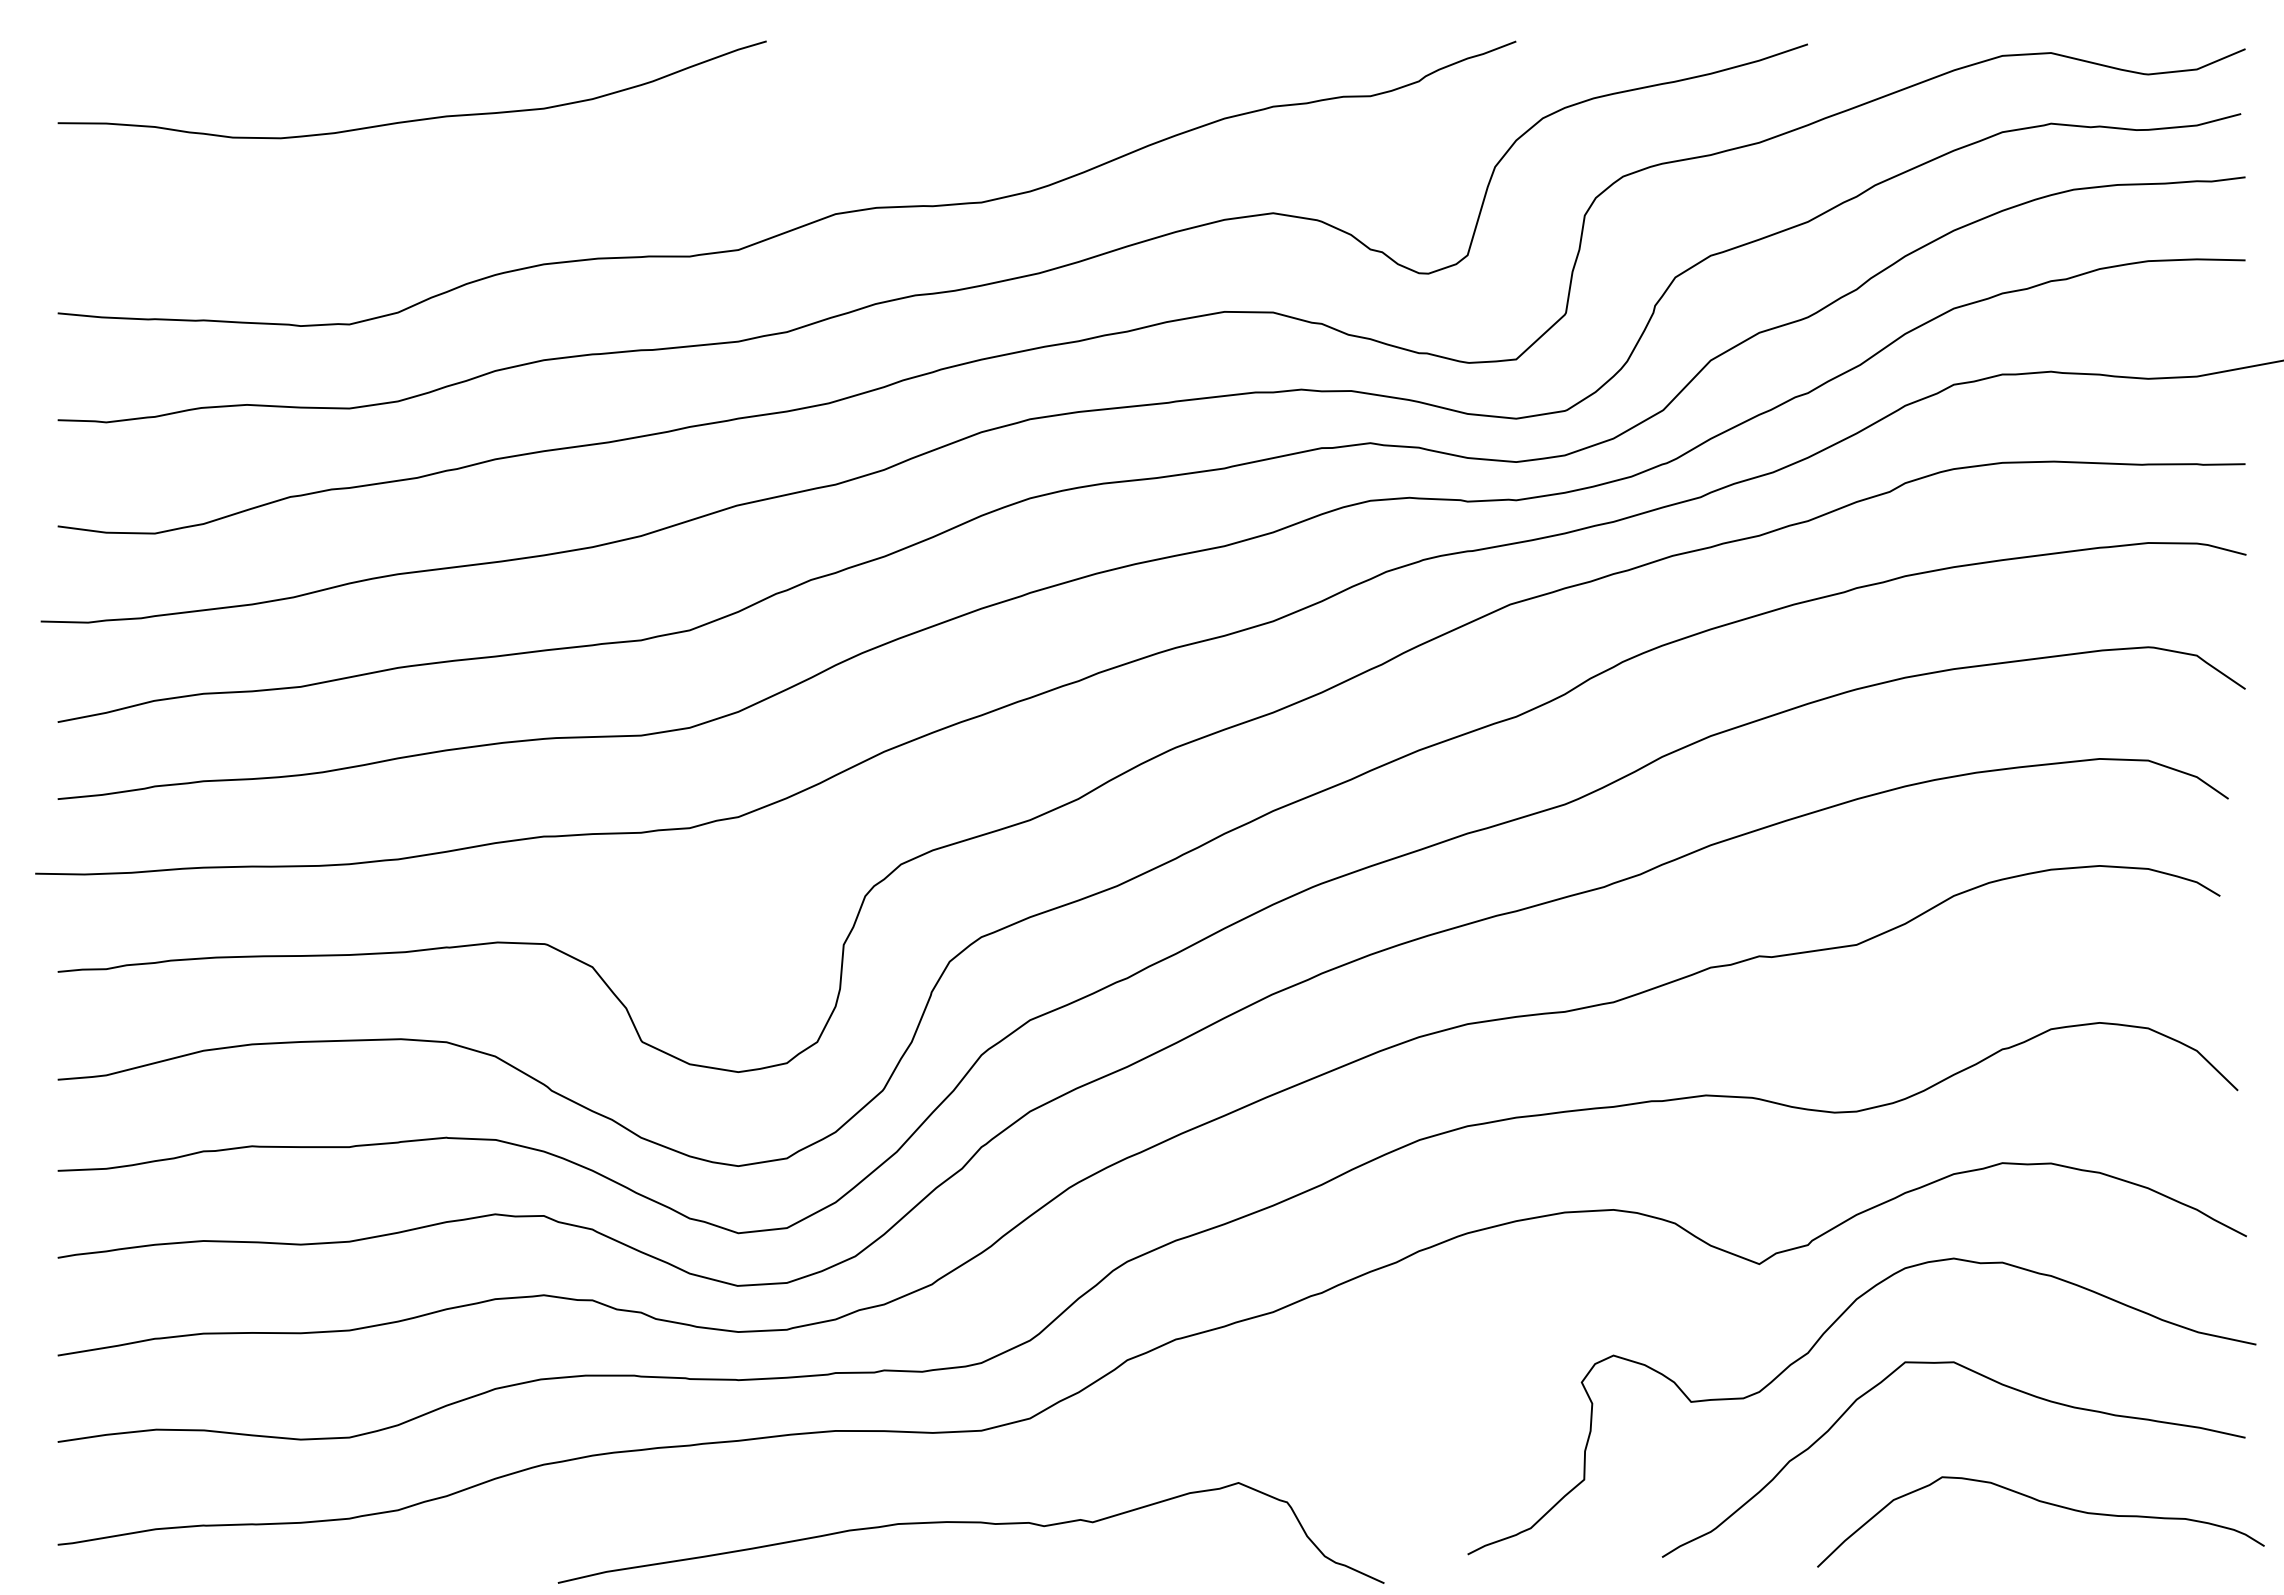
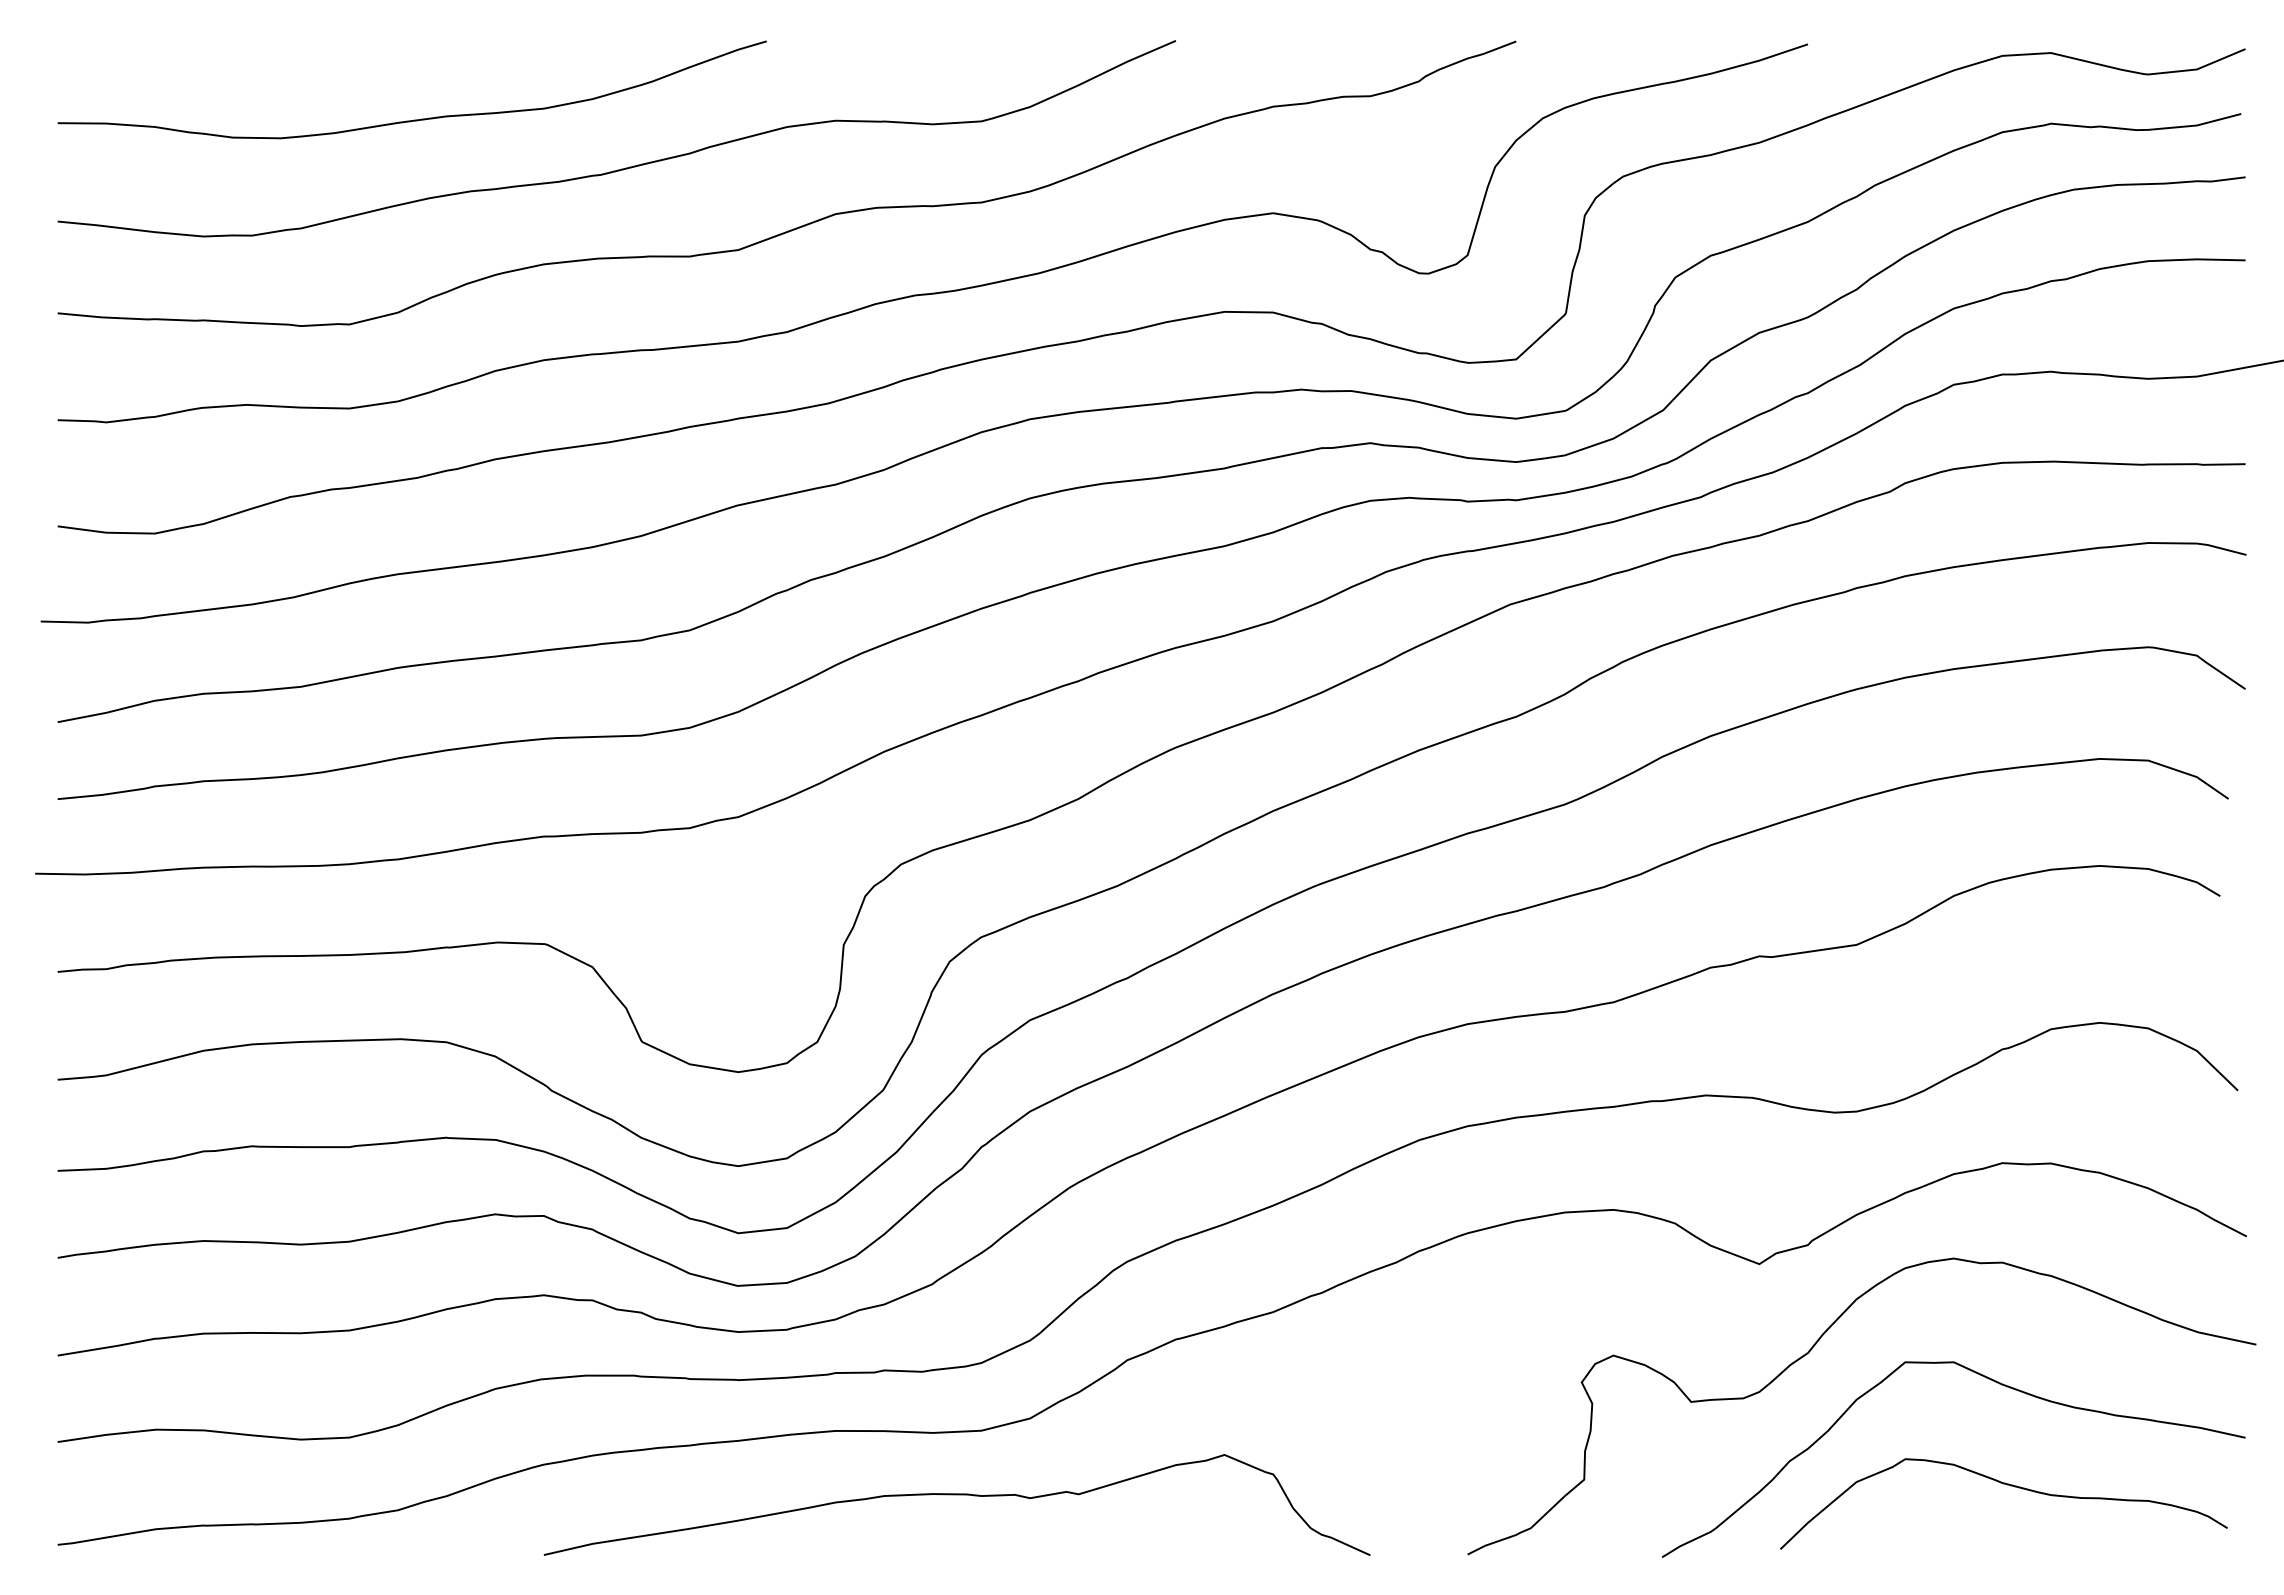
curve: none -> present (625, 167)
curve position: (2044, 1503) -> (2007, 1485) (2007, 1485)
curve position: (970, 1523) -> (956, 1495) (956, 1495)
